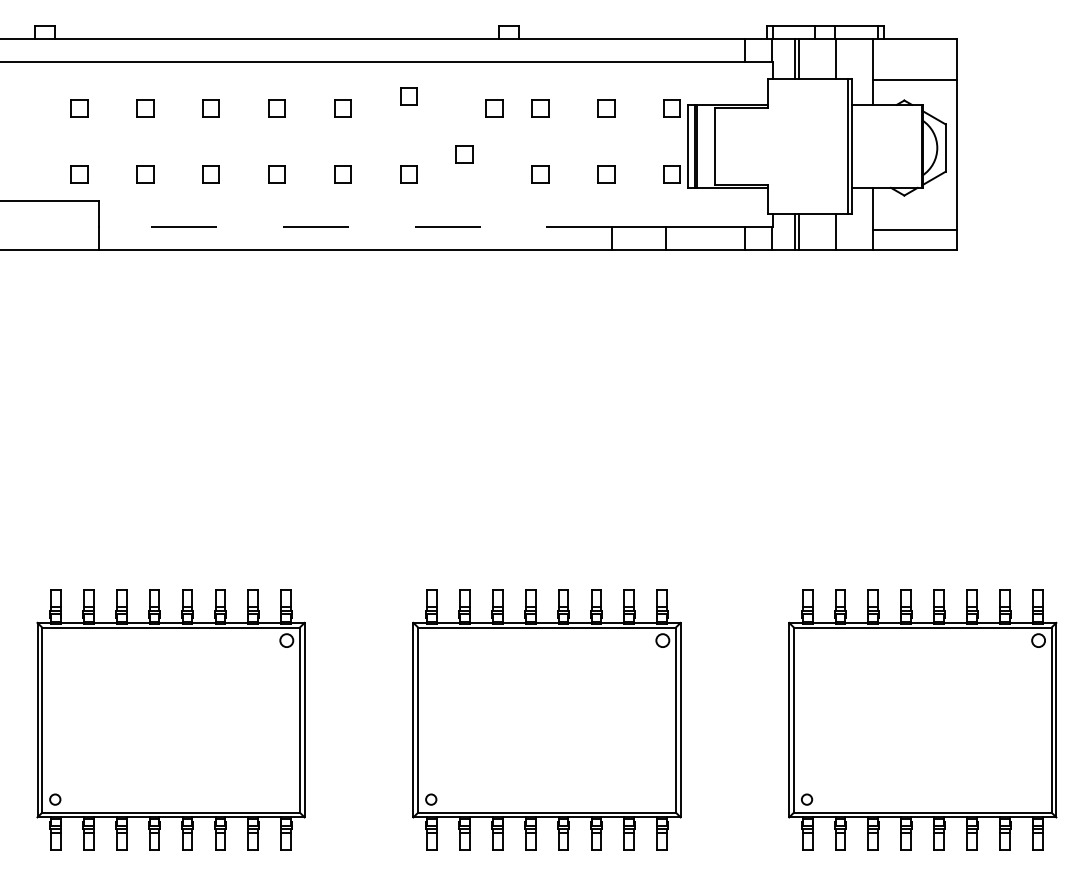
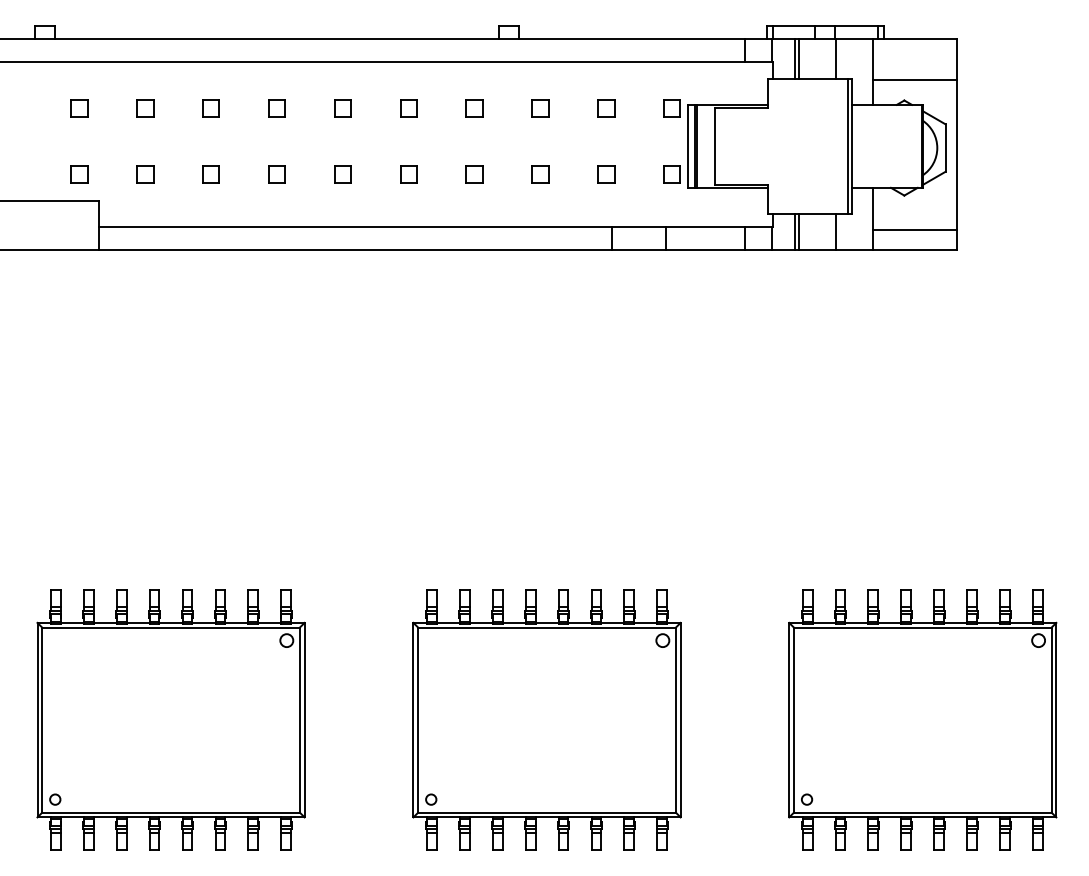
part position: (408, 96) -> (408, 108) (408, 108)
part position: (494, 108) -> (474, 108) (474, 108)
part position: (464, 154) -> (474, 174) (474, 174)
line: dashed -> solid (355, 227)
